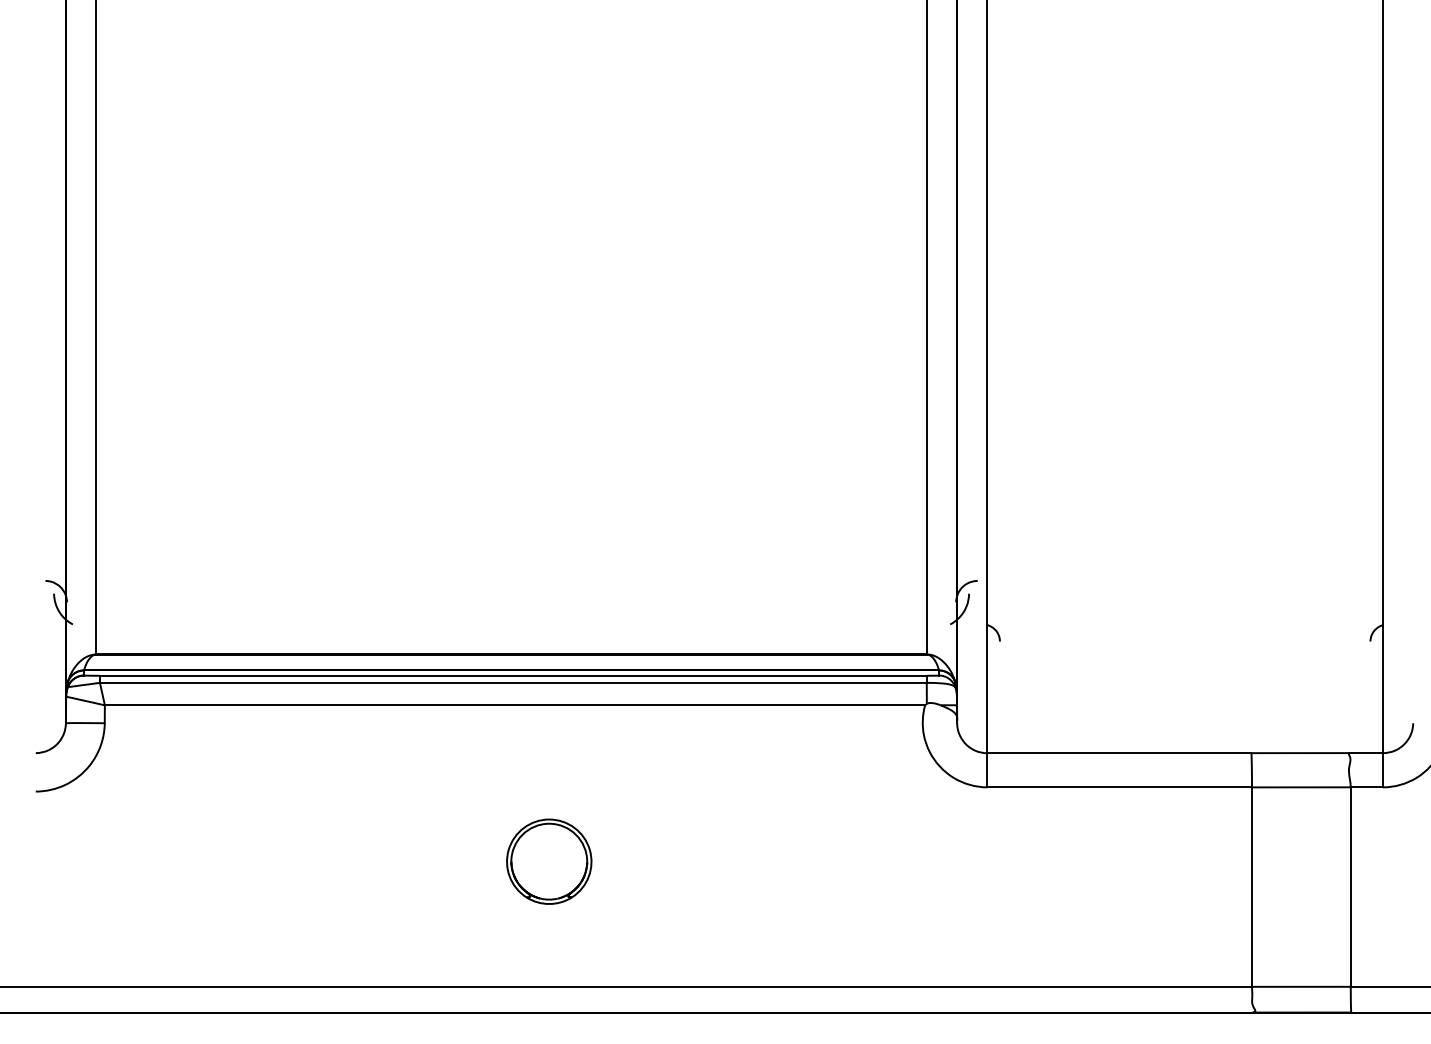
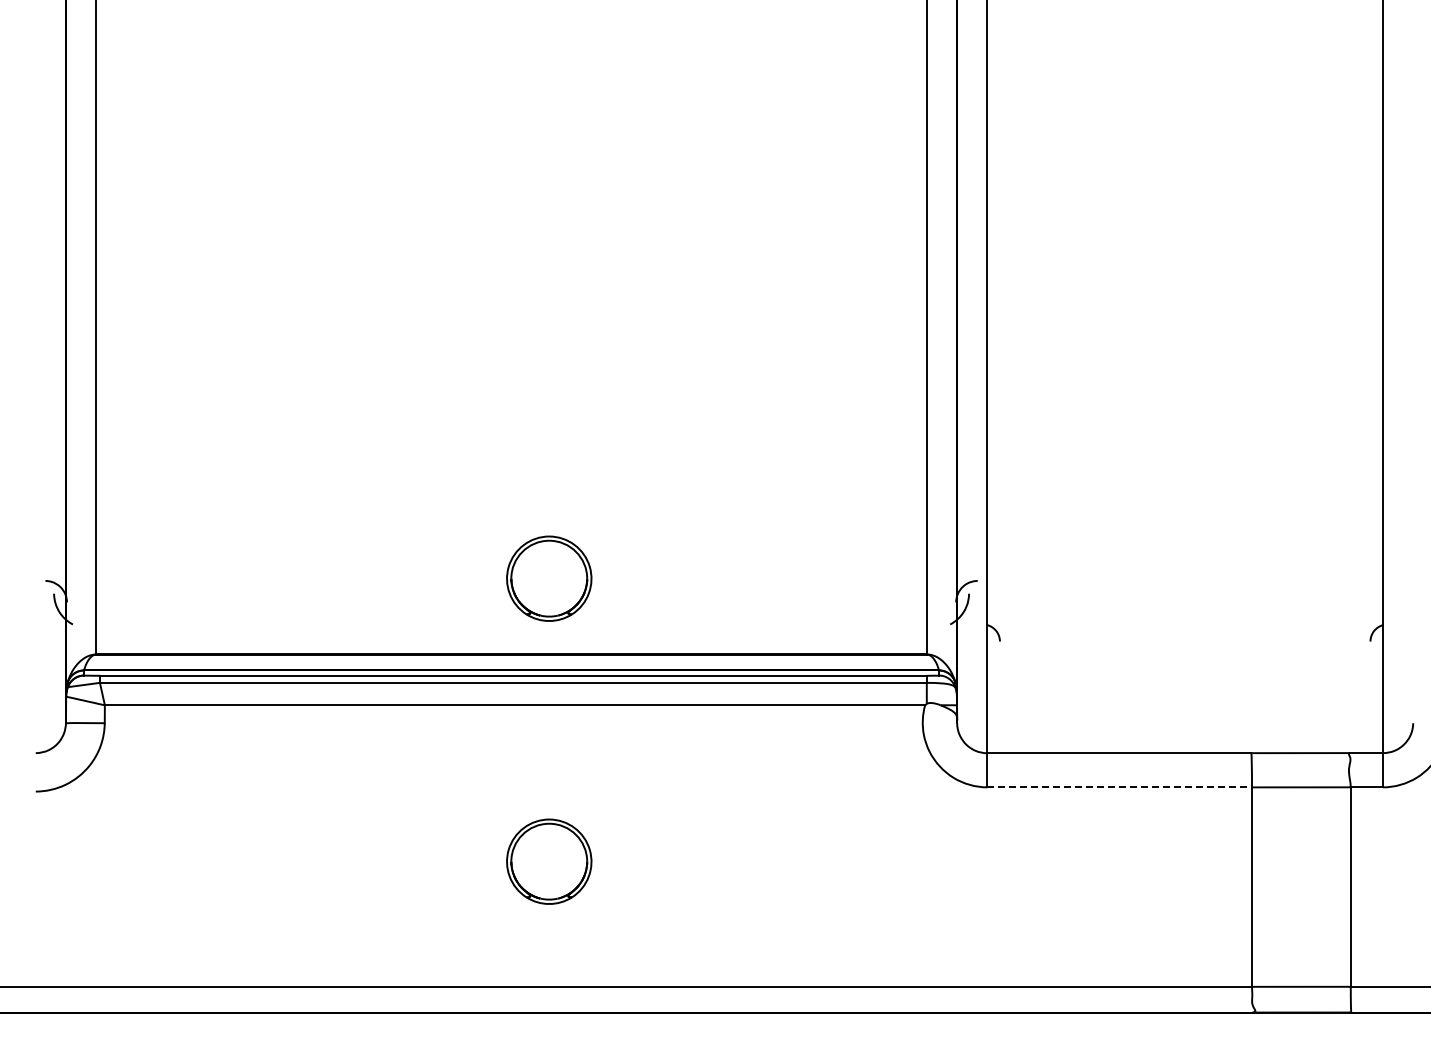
part: none -> present (549, 578)
line: solid -> dashed (1120, 787)
